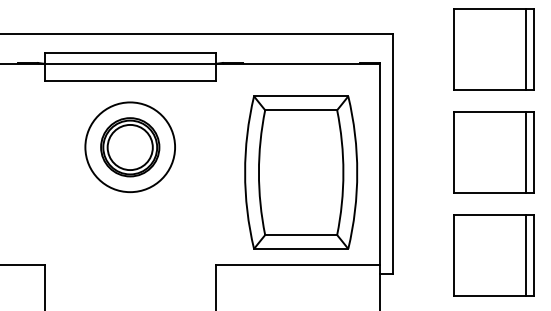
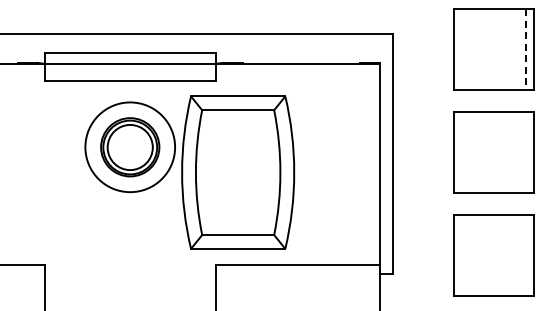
line: solid -> dashed (525, 50)
line: present -> none (525, 152)
part position: (301, 172) -> (238, 172) (238, 172)
line: present -> none (525, 255)
